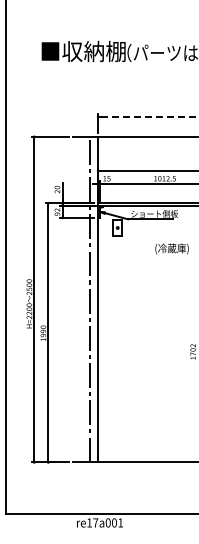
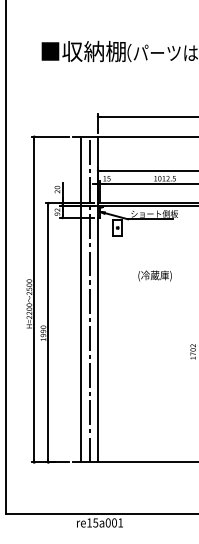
line: dashed -> solid (149, 116)
text position: (171, 248) -> (154, 275) (154, 275)
line: none -> present (81, 299)
text: re17a001 -> re15a001 (95, 522)
